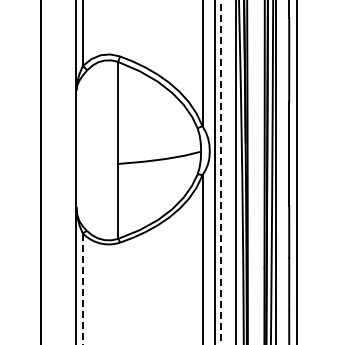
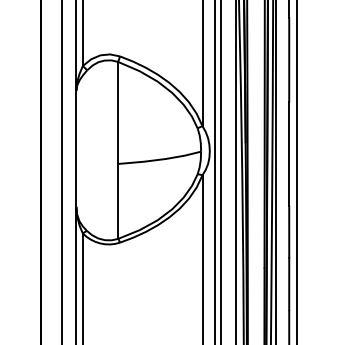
line: none -> present (62, 171)
line: dashed -> solid (221, 172)
line: dashed -> solid (82, 289)
